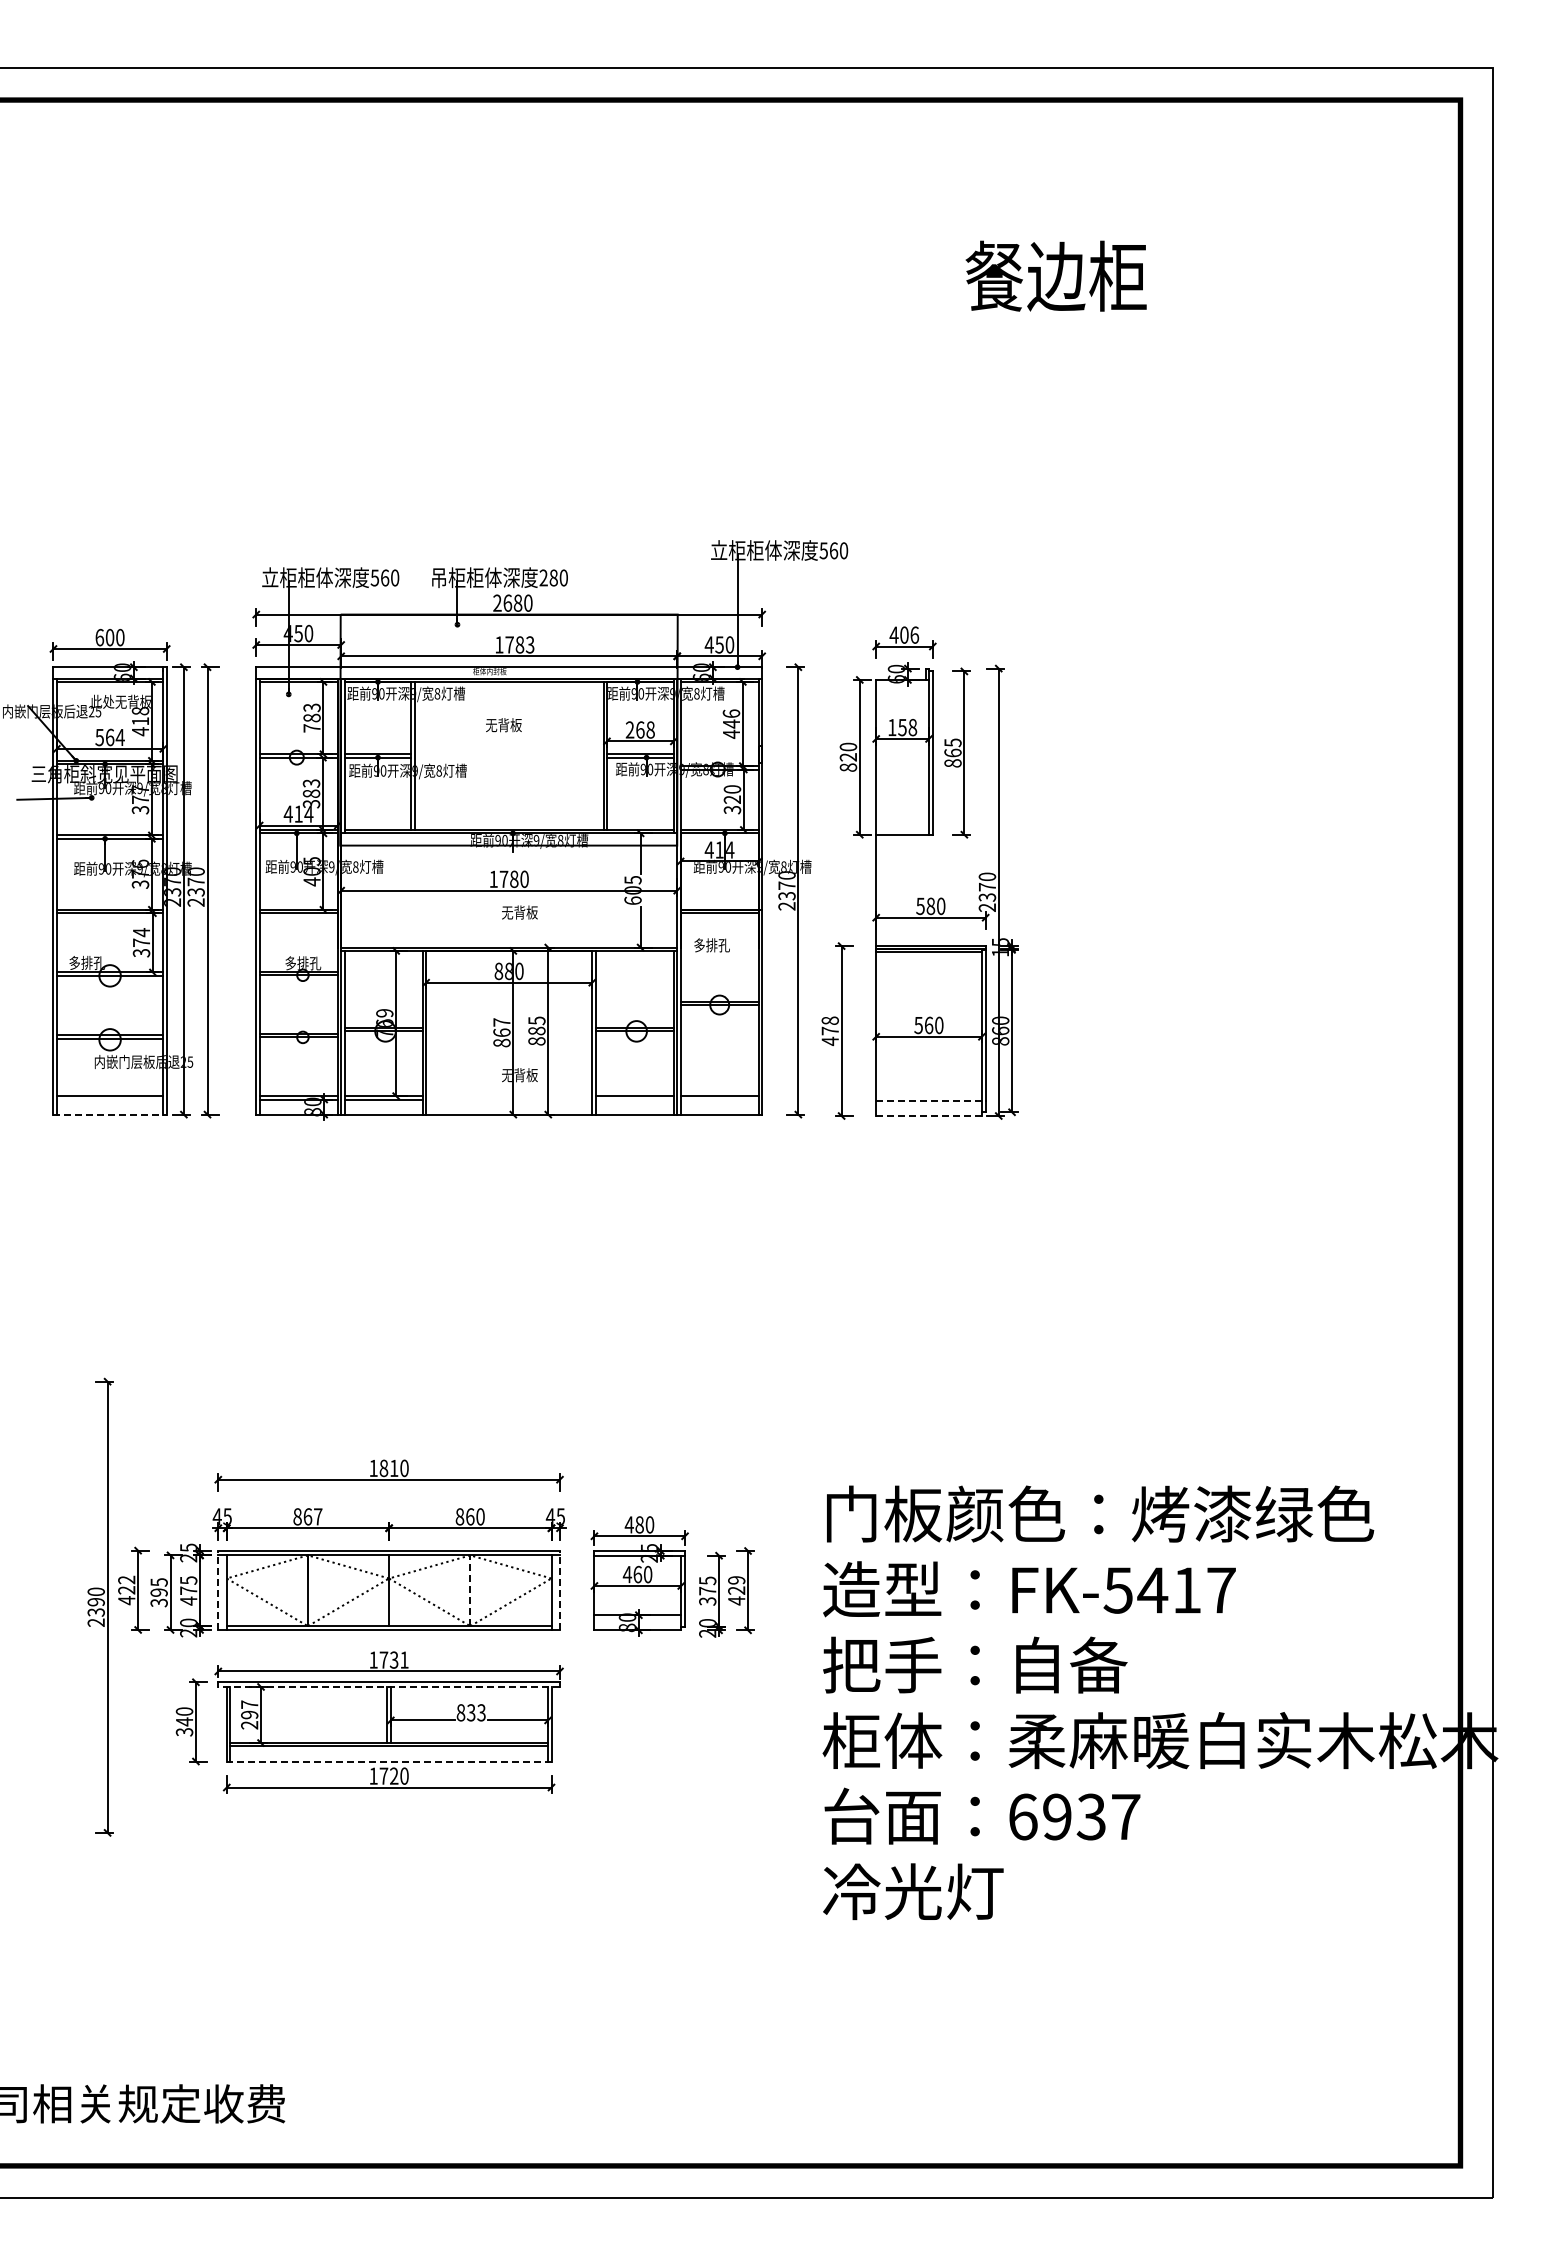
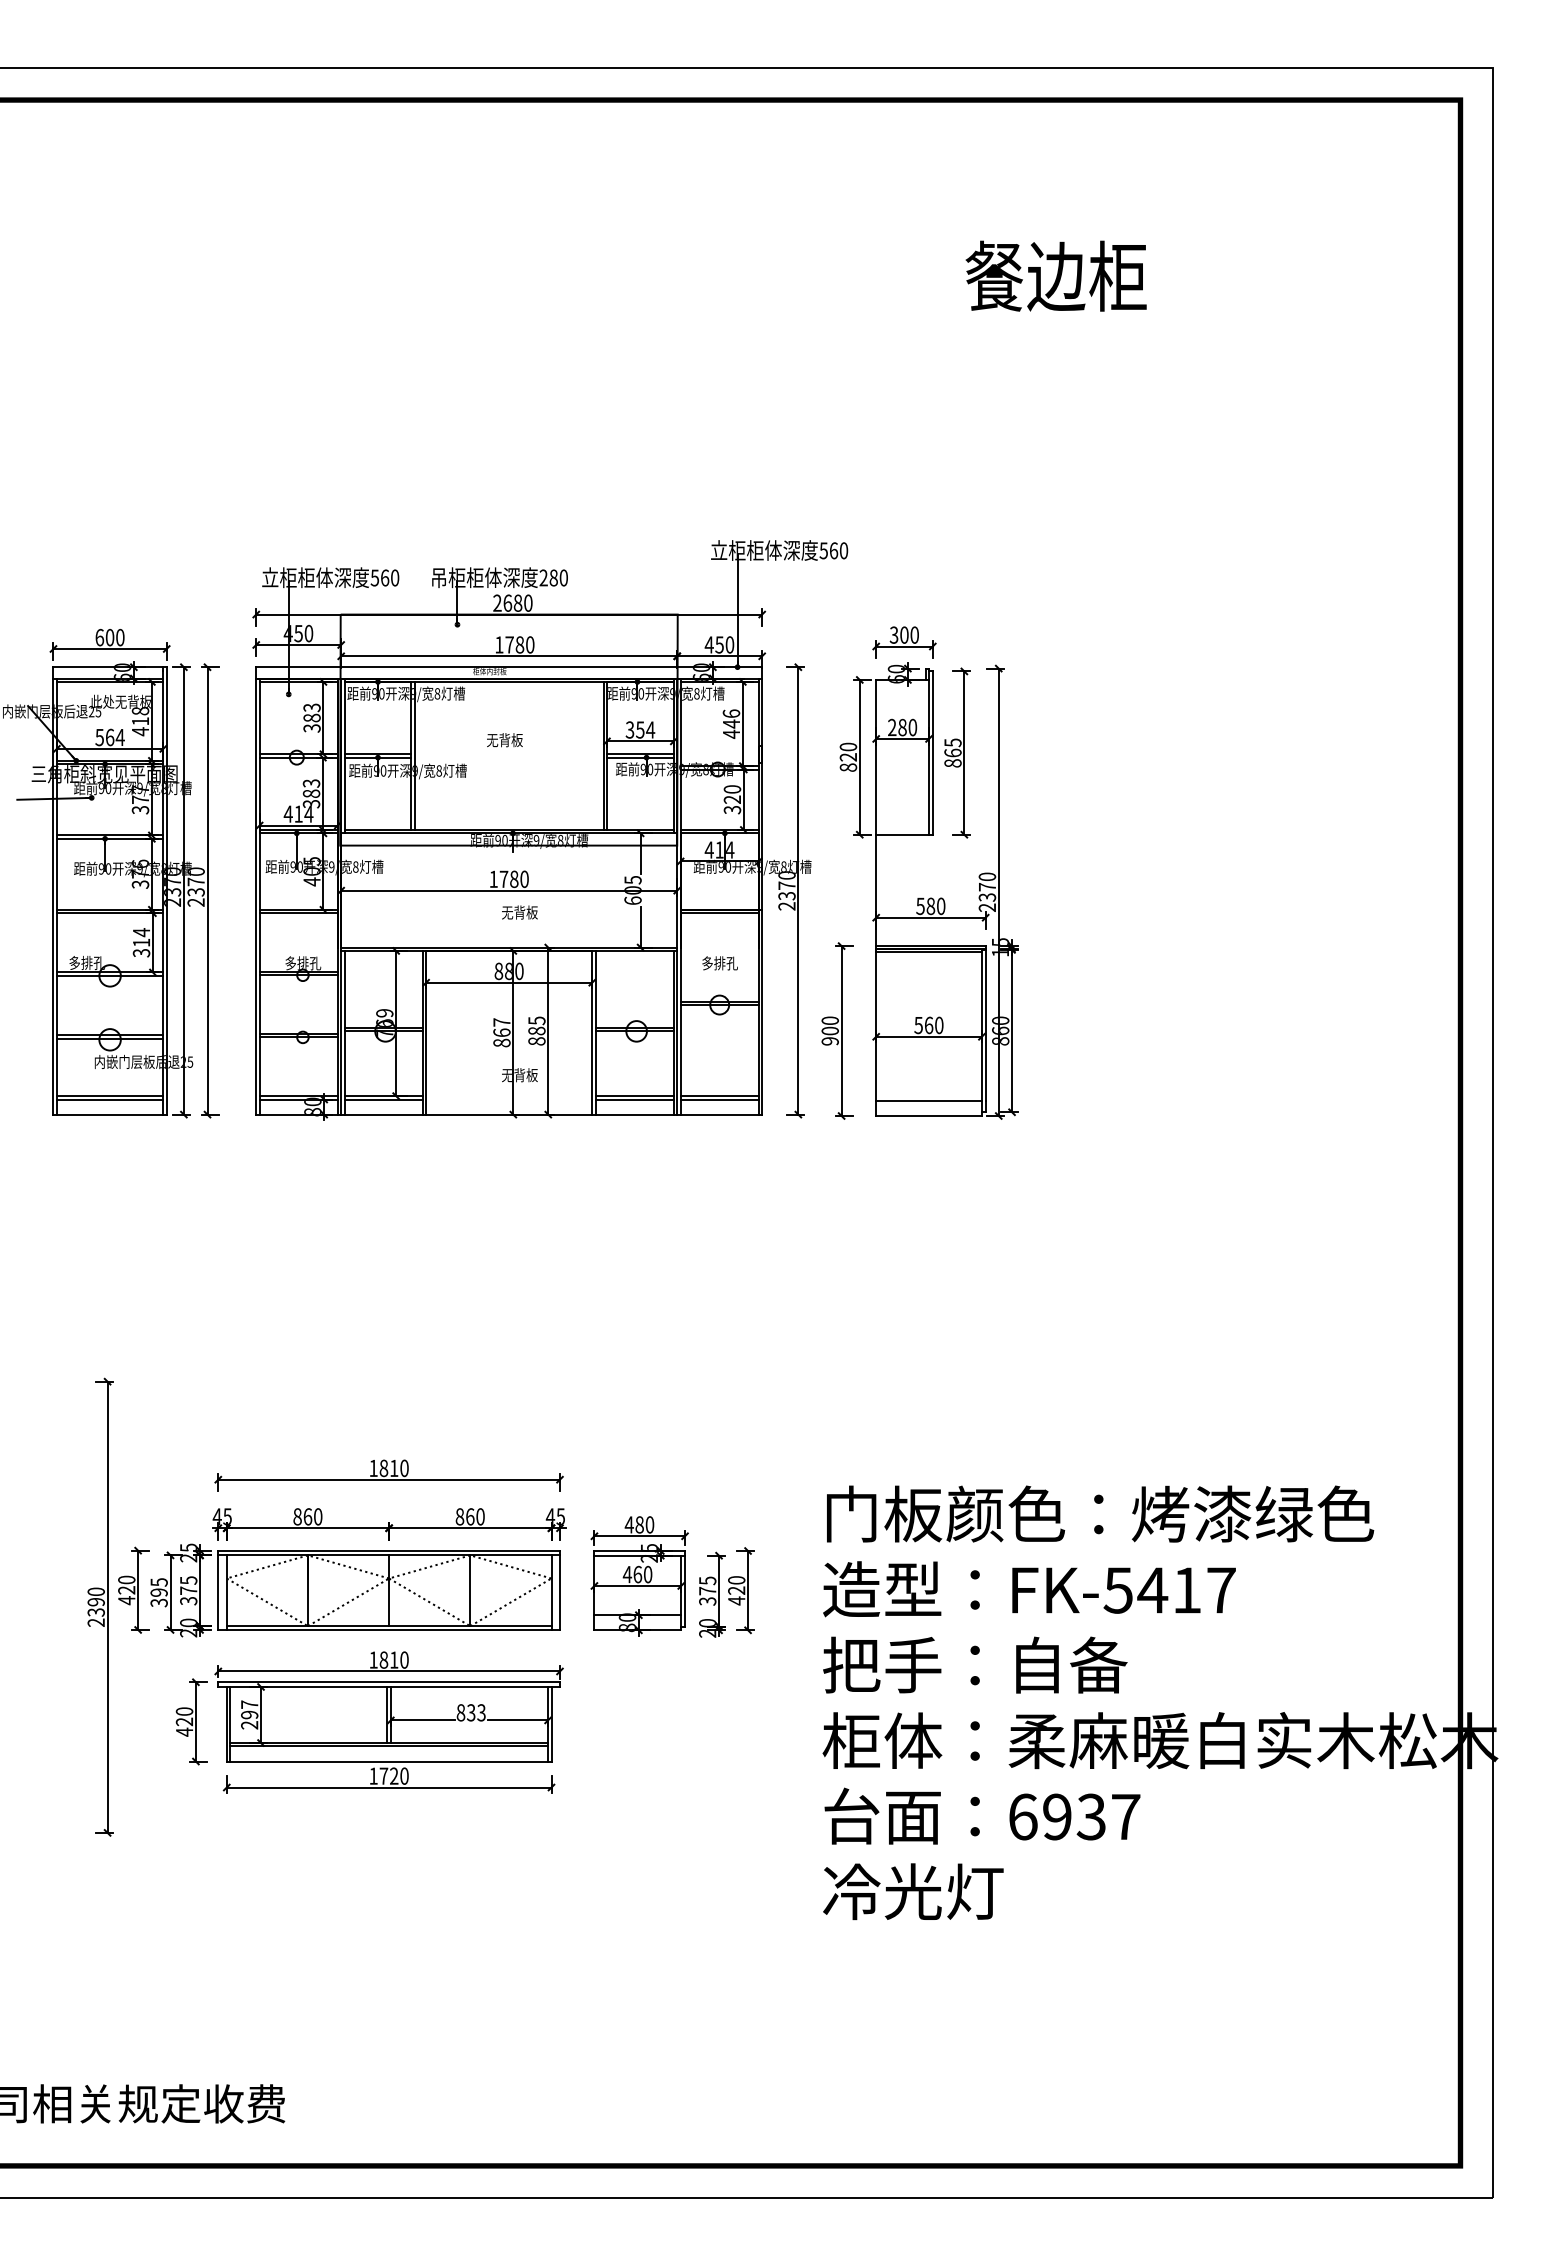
text: 406 -> 300 (904, 634)
text: 1783 -> 1780 (529, 644)
text position: (503, 725) -> (504, 740) (504, 740)
text: 158 -> 280 (902, 727)
text: 783 -> 383 (311, 728)
text: 268 -> 354 (640, 729)
text: 374 -> 314 (141, 942)
text position: (711, 945) -> (719, 963) (719, 963)
text: 478 -> 900 (829, 1031)
line: none -> present (109, 1099)
line: none -> present (634, 1099)
line: none -> present (719, 1099)
line: dashed -> solid (929, 1100)
line: dashed -> solid (110, 1114)
line: dashed -> solid (929, 1116)
text: 867 -> 860 (318, 1516)
text: 422 -> 420 (126, 1579)
text: 429 -> 420 (736, 1580)
line: dashed -> solid (218, 1590)
line: dashed -> solid (470, 1590)
line: dashed -> solid (559, 1590)
text: 475 -> 375 (188, 1600)
text: 1731 -> 1810 (393, 1659)
line: dashed -> solid (389, 1686)
text: 340 -> 420 (184, 1726)
line: dashed -> solid (388, 1761)
